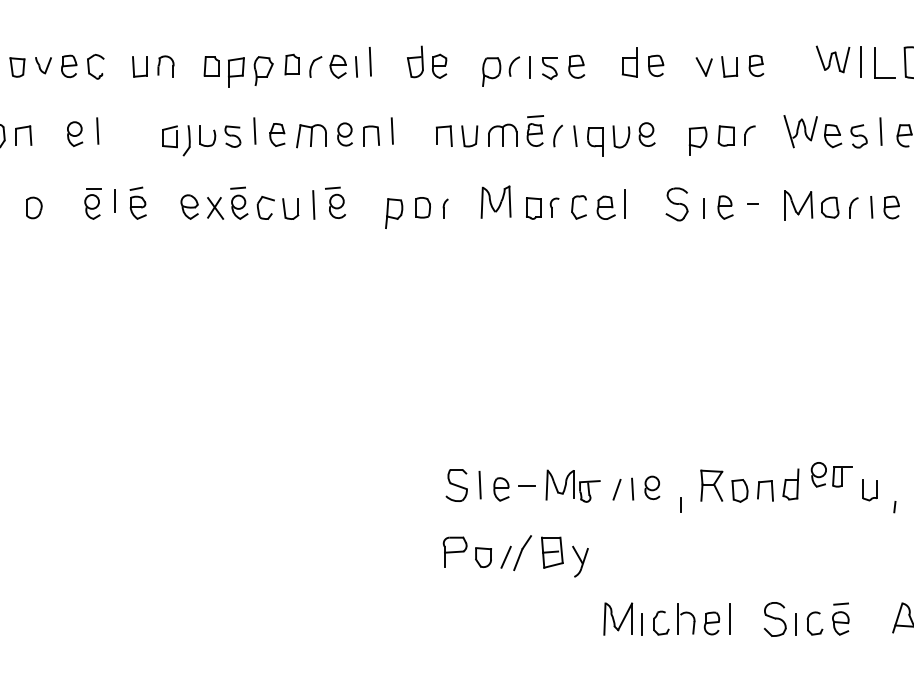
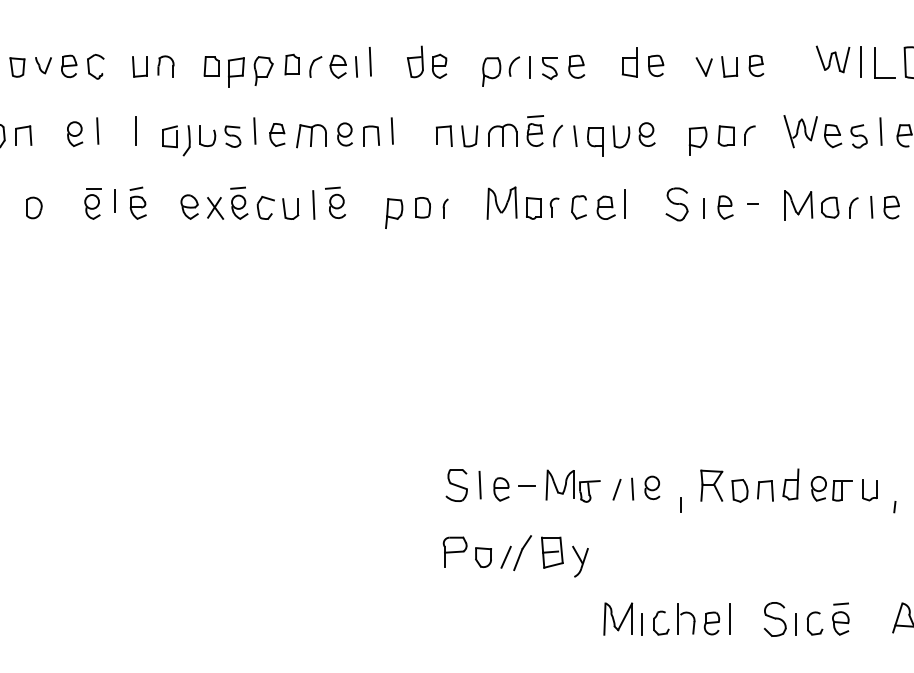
line: none -> present (136, 130)
part position: (495, 201) -> (501, 202) (501, 202)
part position: (831, 474) -> (831, 488) (831, 488)
